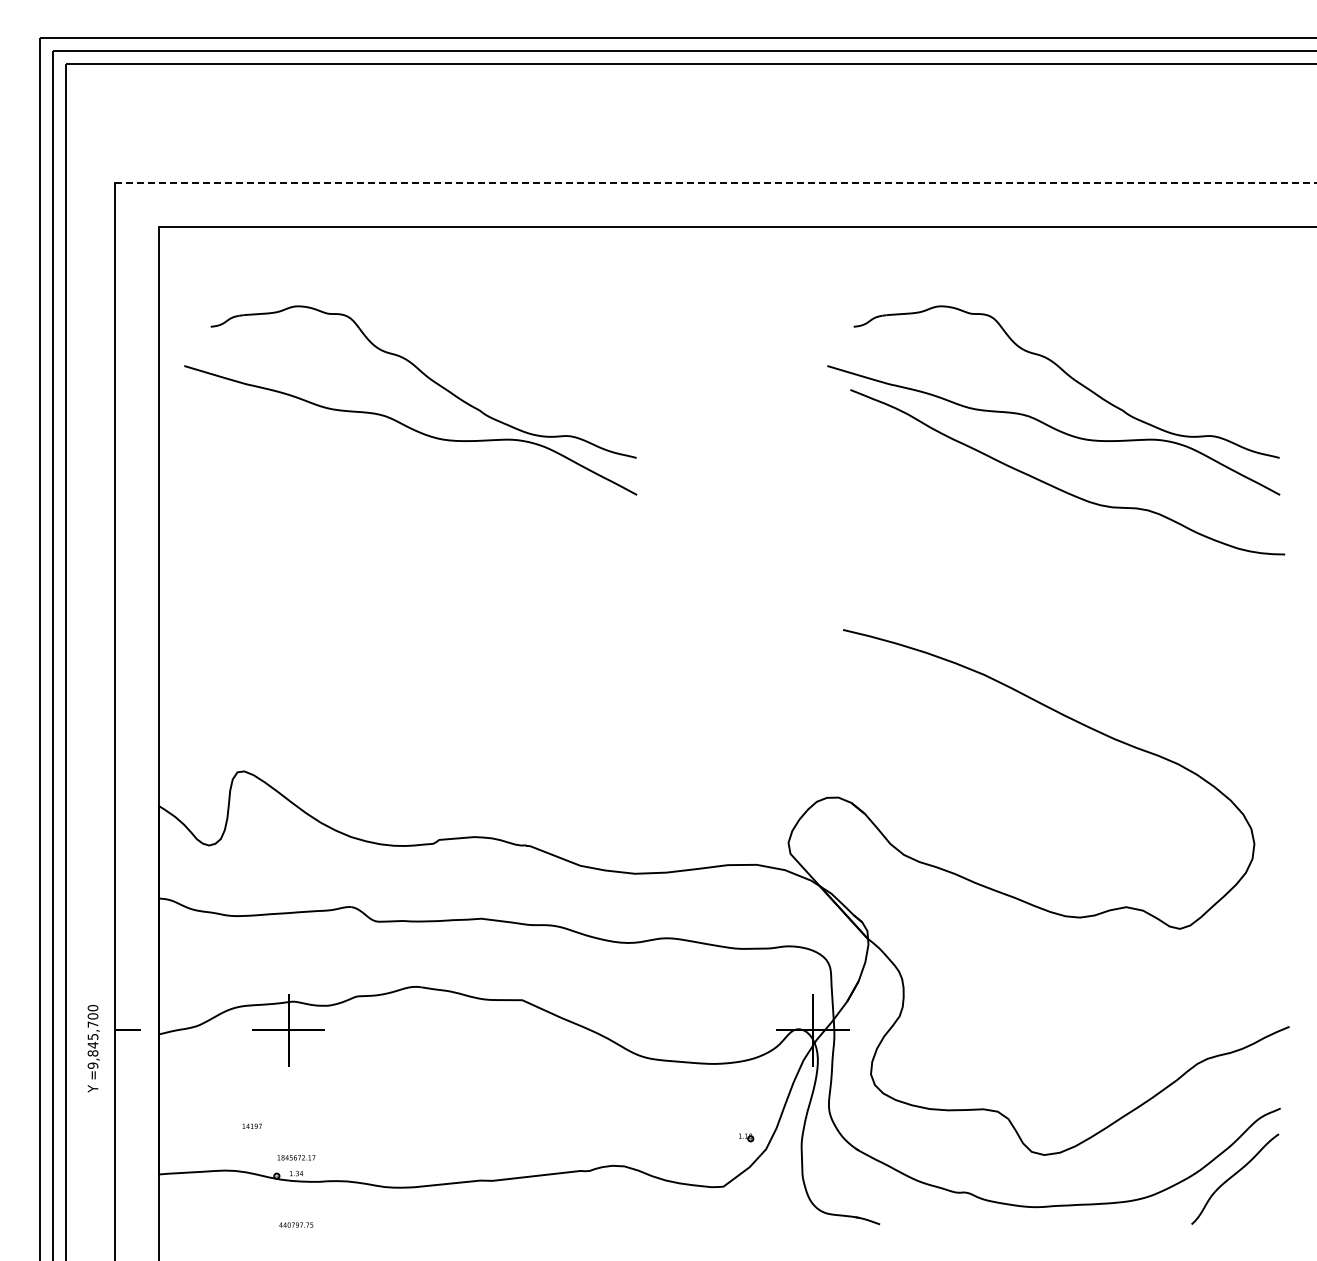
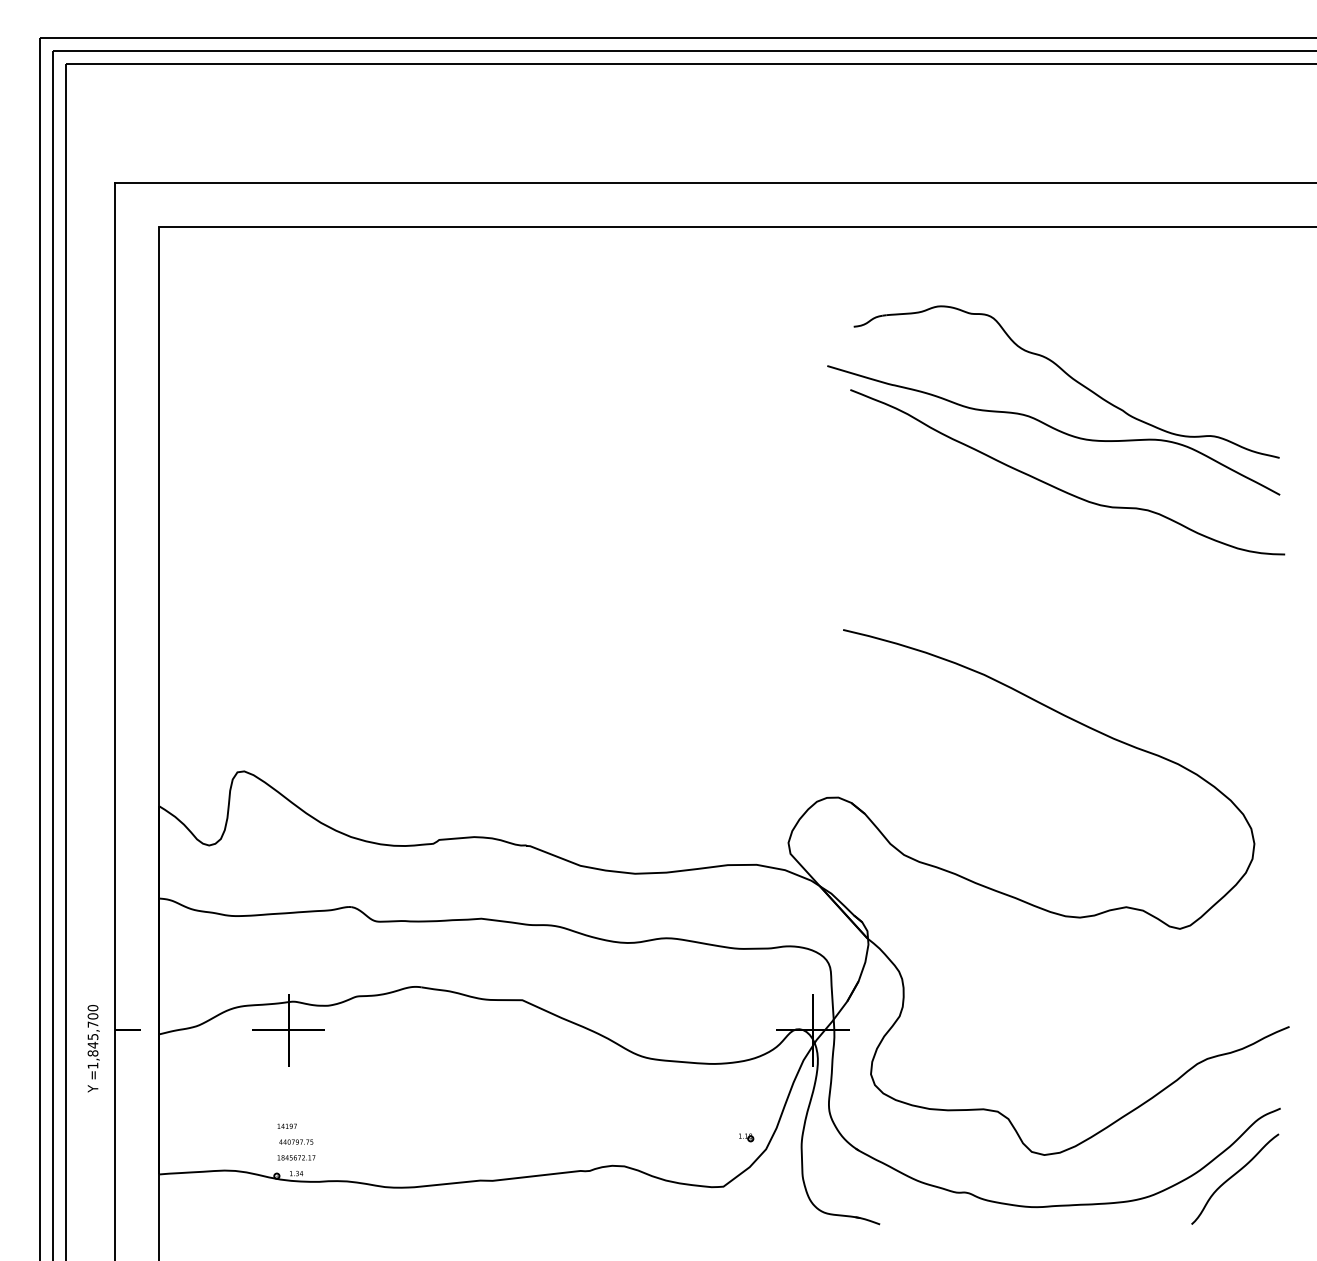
line: dashed -> solid (715, 182)
part: present -> none (399, 421)
text: =9,845,700 -> =1,845,700 (92, 1065)
text position: (251, 1125) -> (286, 1125) (286, 1125)
text position: (296, 1224) -> (296, 1141) (296, 1141)
